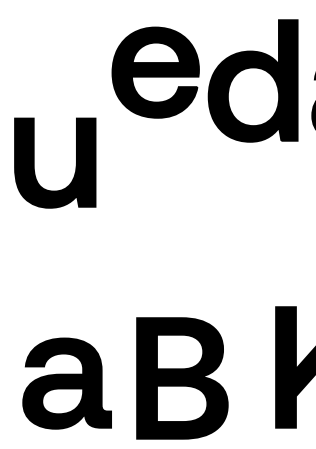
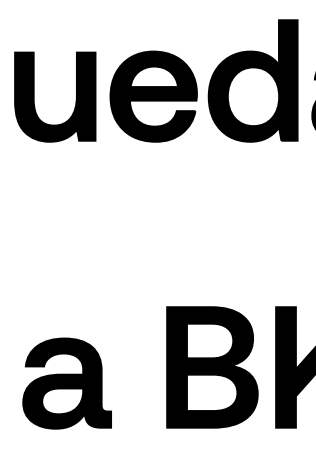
part position: (155, 72) -> (153, 96) (153, 96)
part position: (75, 165) -> (75, 99) (75, 99)
part position: (182, 378) -> (212, 367) (212, 367)
